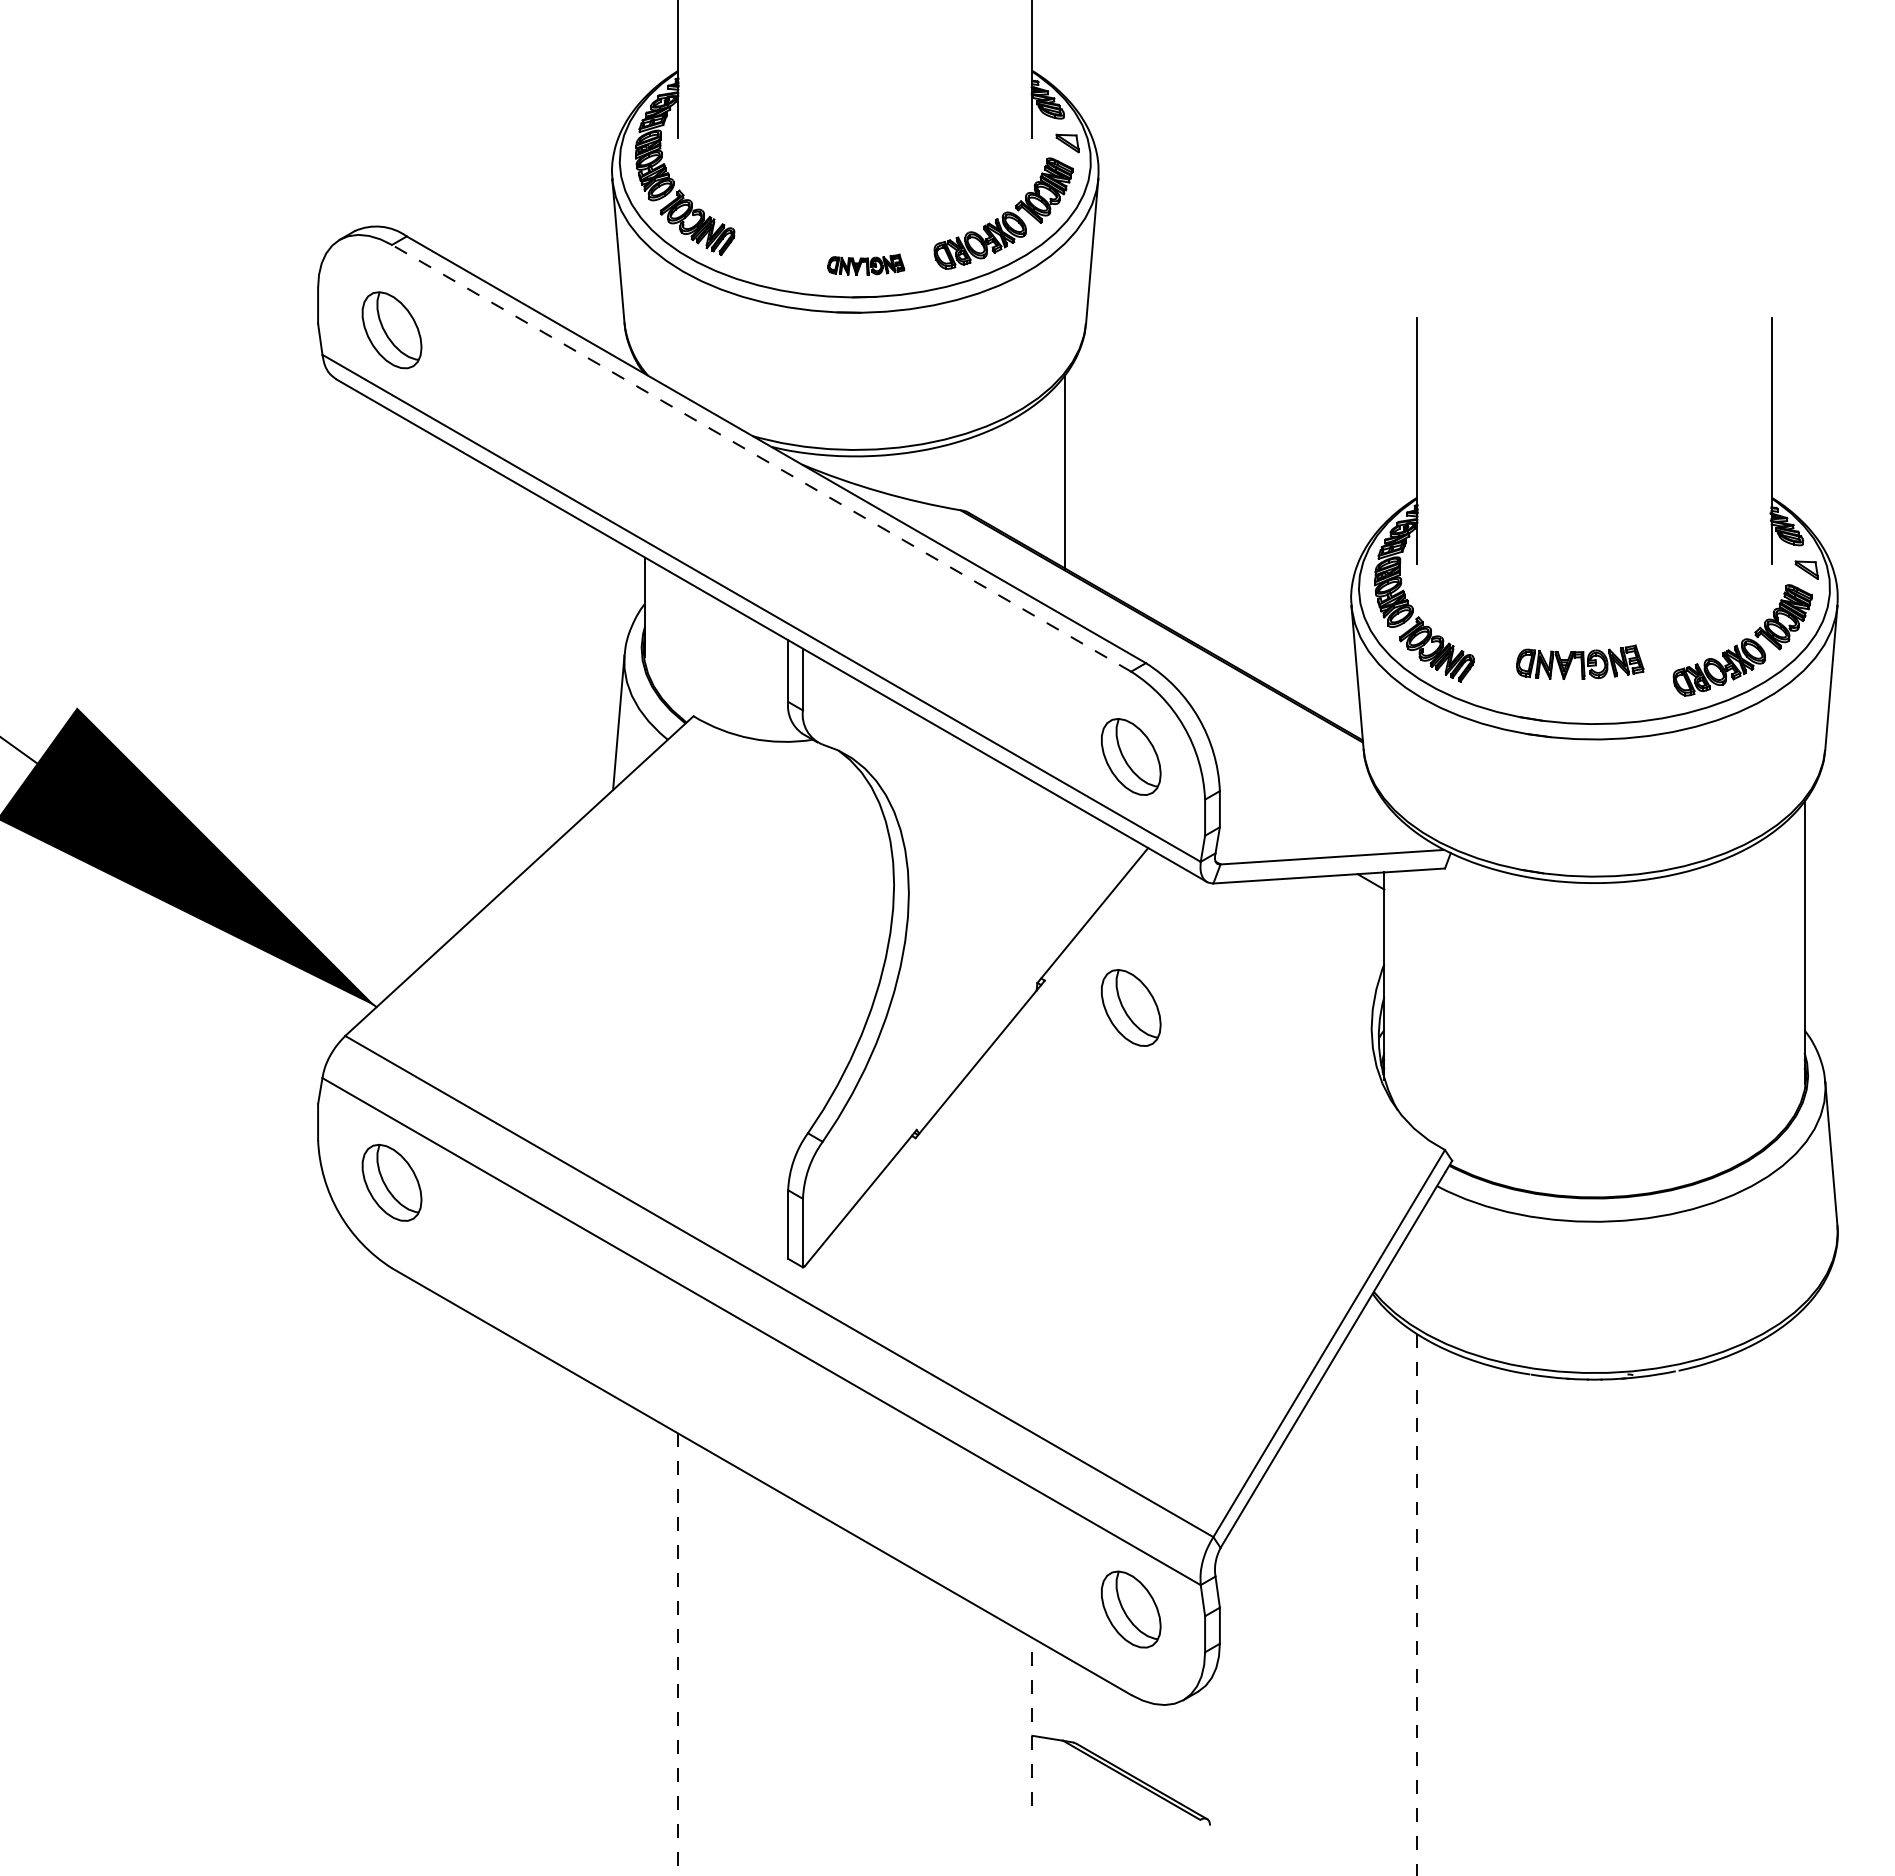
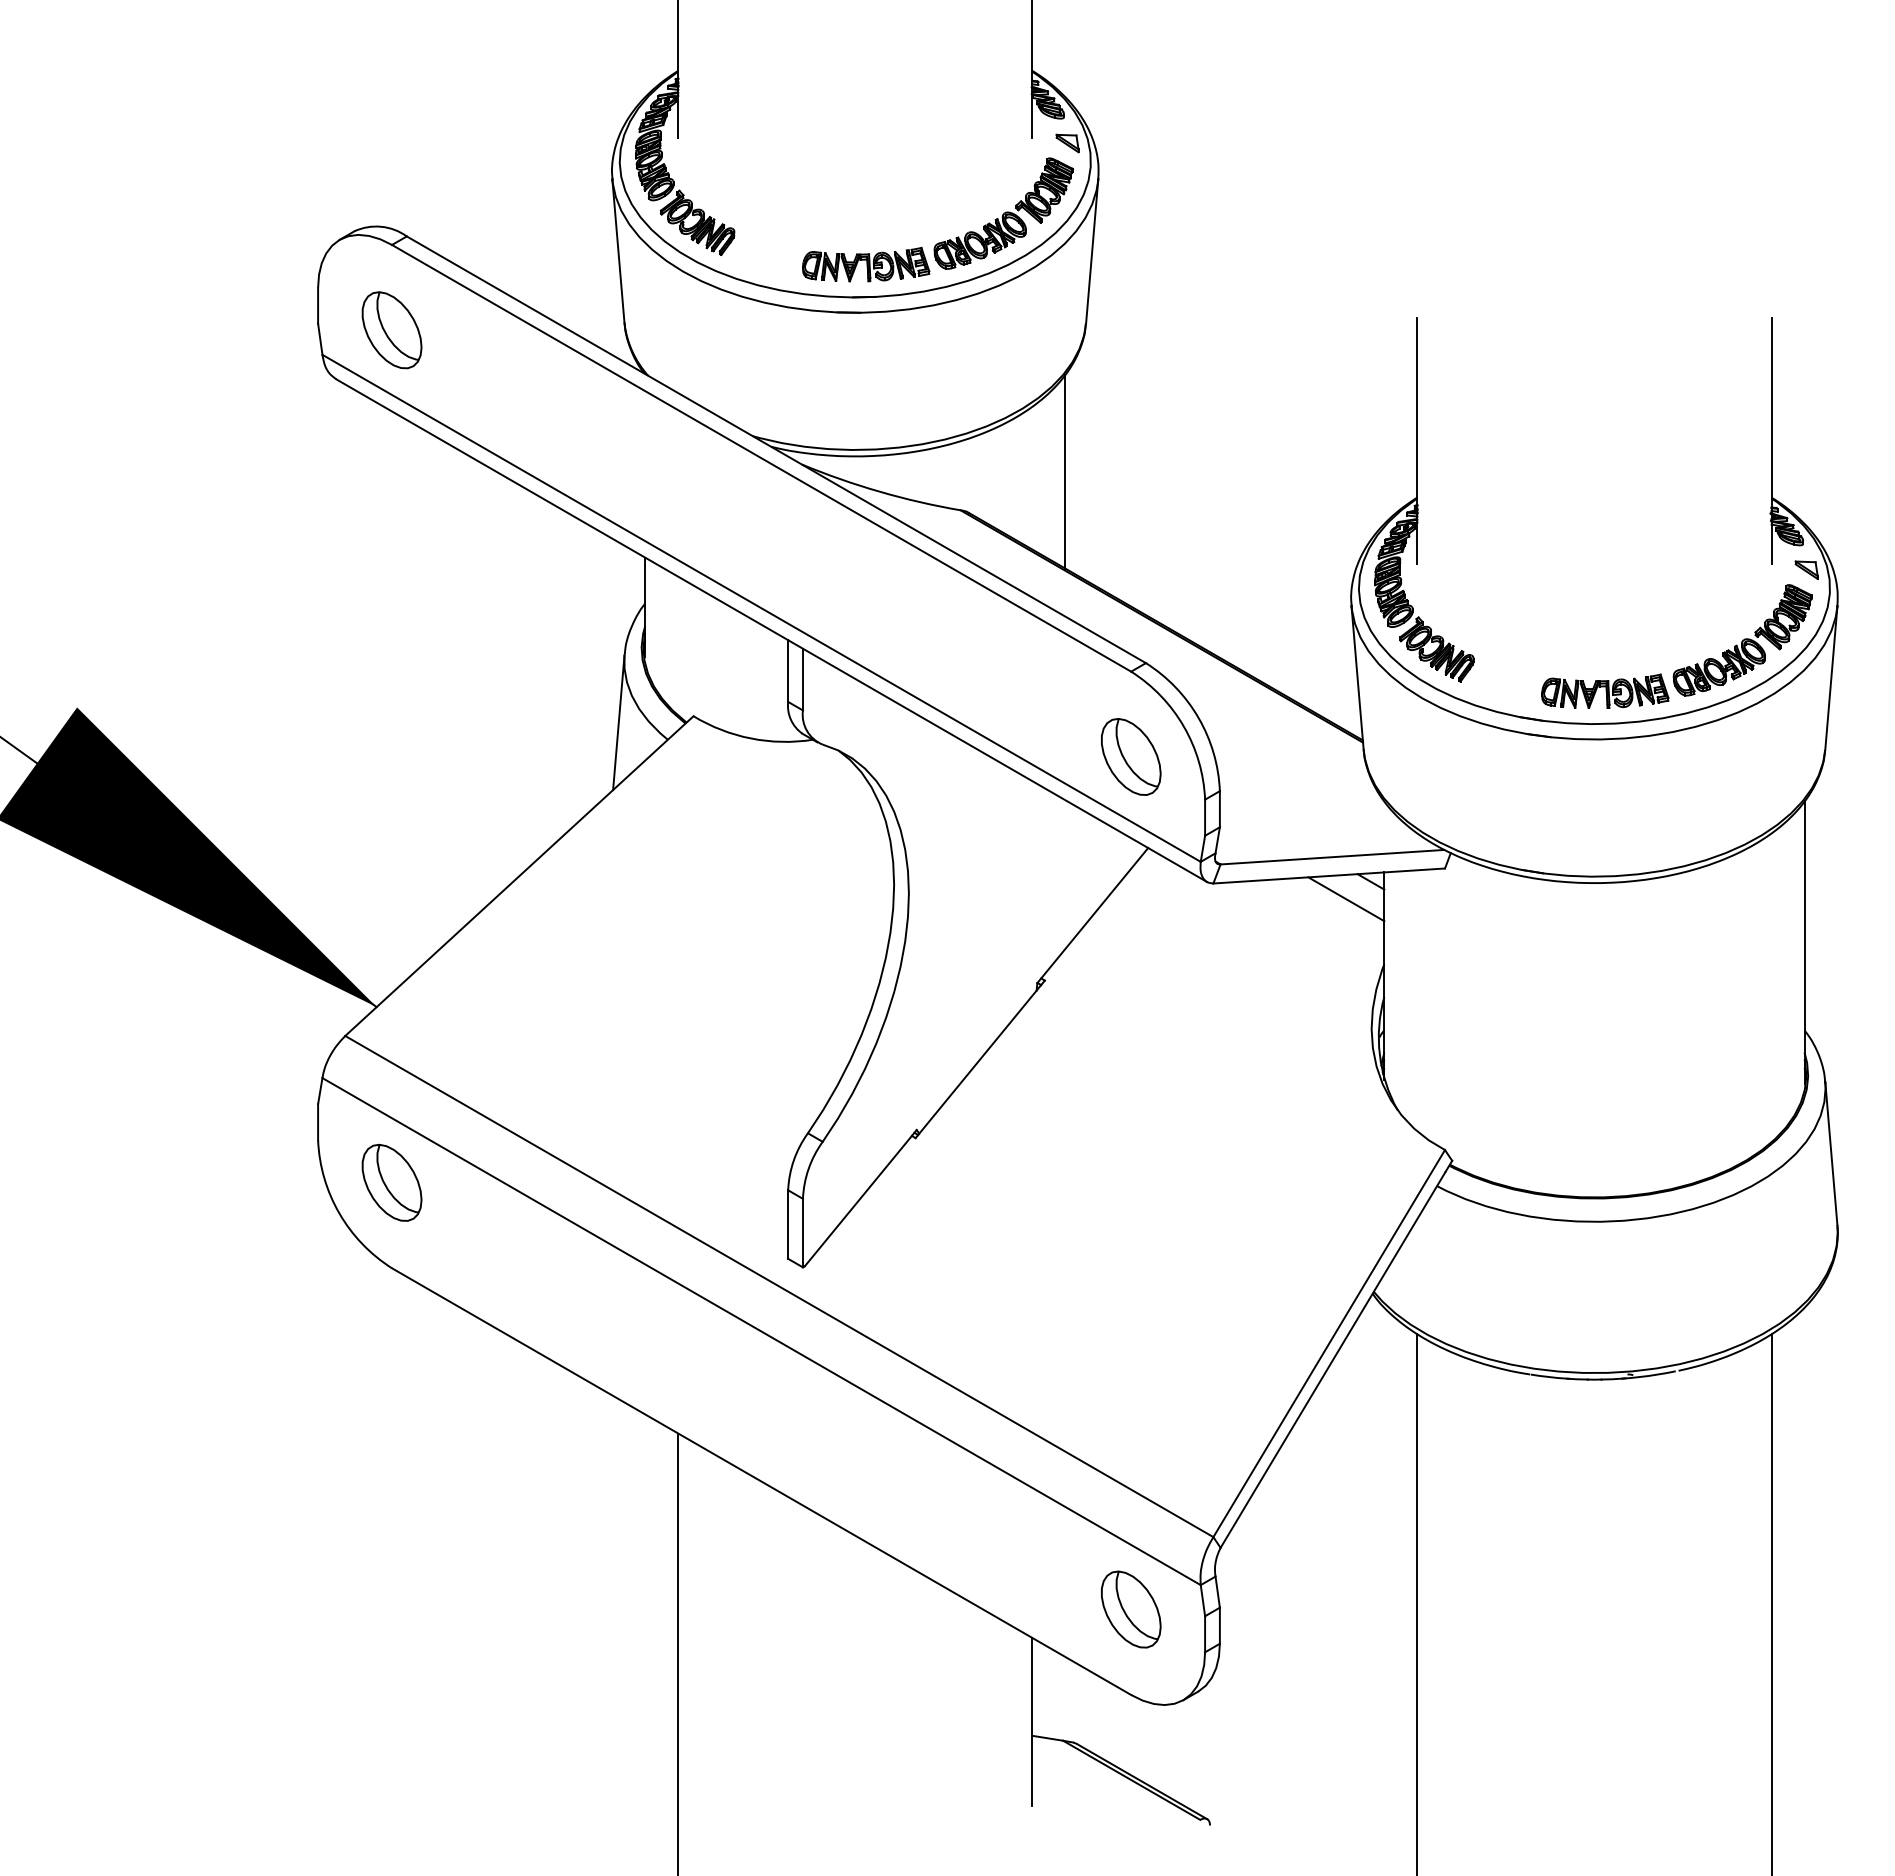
part size: 79x23 px -> 129x36 px (866, 264)
line: dashed -> solid (761, 458)
part position: (1580, 661) -> (1605, 690) (1605, 690)
line: none -> present (1346, 899)
part: present -> none (1131, 1007)
line: none -> present (1771, 1603)
line: dashed -> solid (1417, 1605)
line: dashed -> solid (678, 1654)
line: dashed -> solid (1032, 1721)
